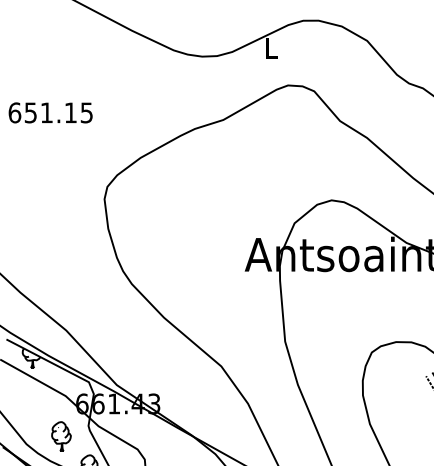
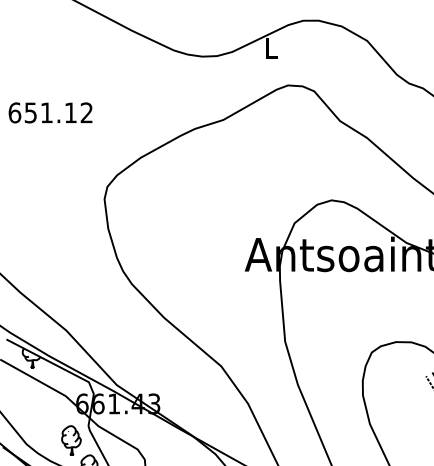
text: 651.15 -> 651.12 (86, 112)
part position: (61, 436) -> (71, 440) (71, 440)
